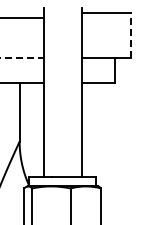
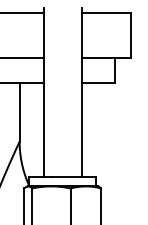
line position: (22, 18) -> (22, 13) (22, 13)
line: dashed -> solid (131, 35)
line: dashed -> solid (22, 57)
